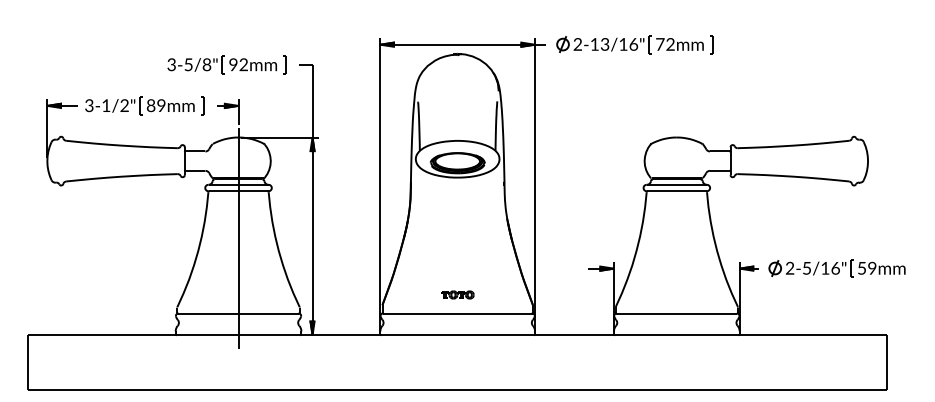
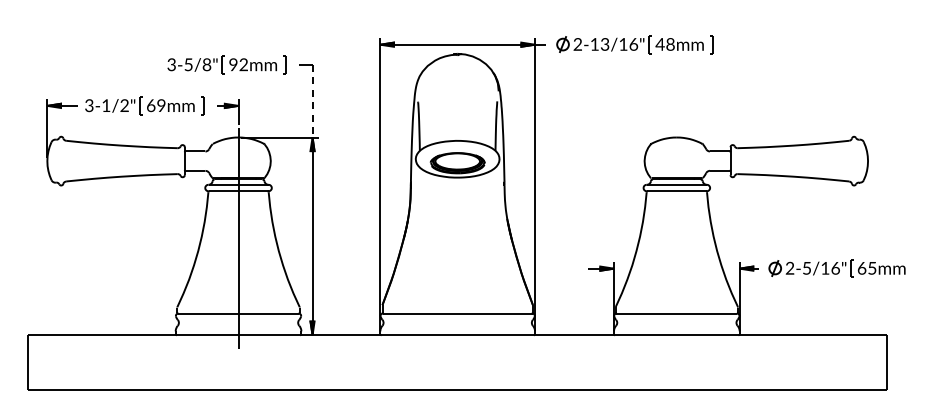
text: 72mm -> 48mm (664, 44)
line: solid -> dashed (312, 101)
text: 89mm -> 69mm (150, 105)
text: 59mm -> 65mm (866, 267)
part: present -> none (457, 294)
